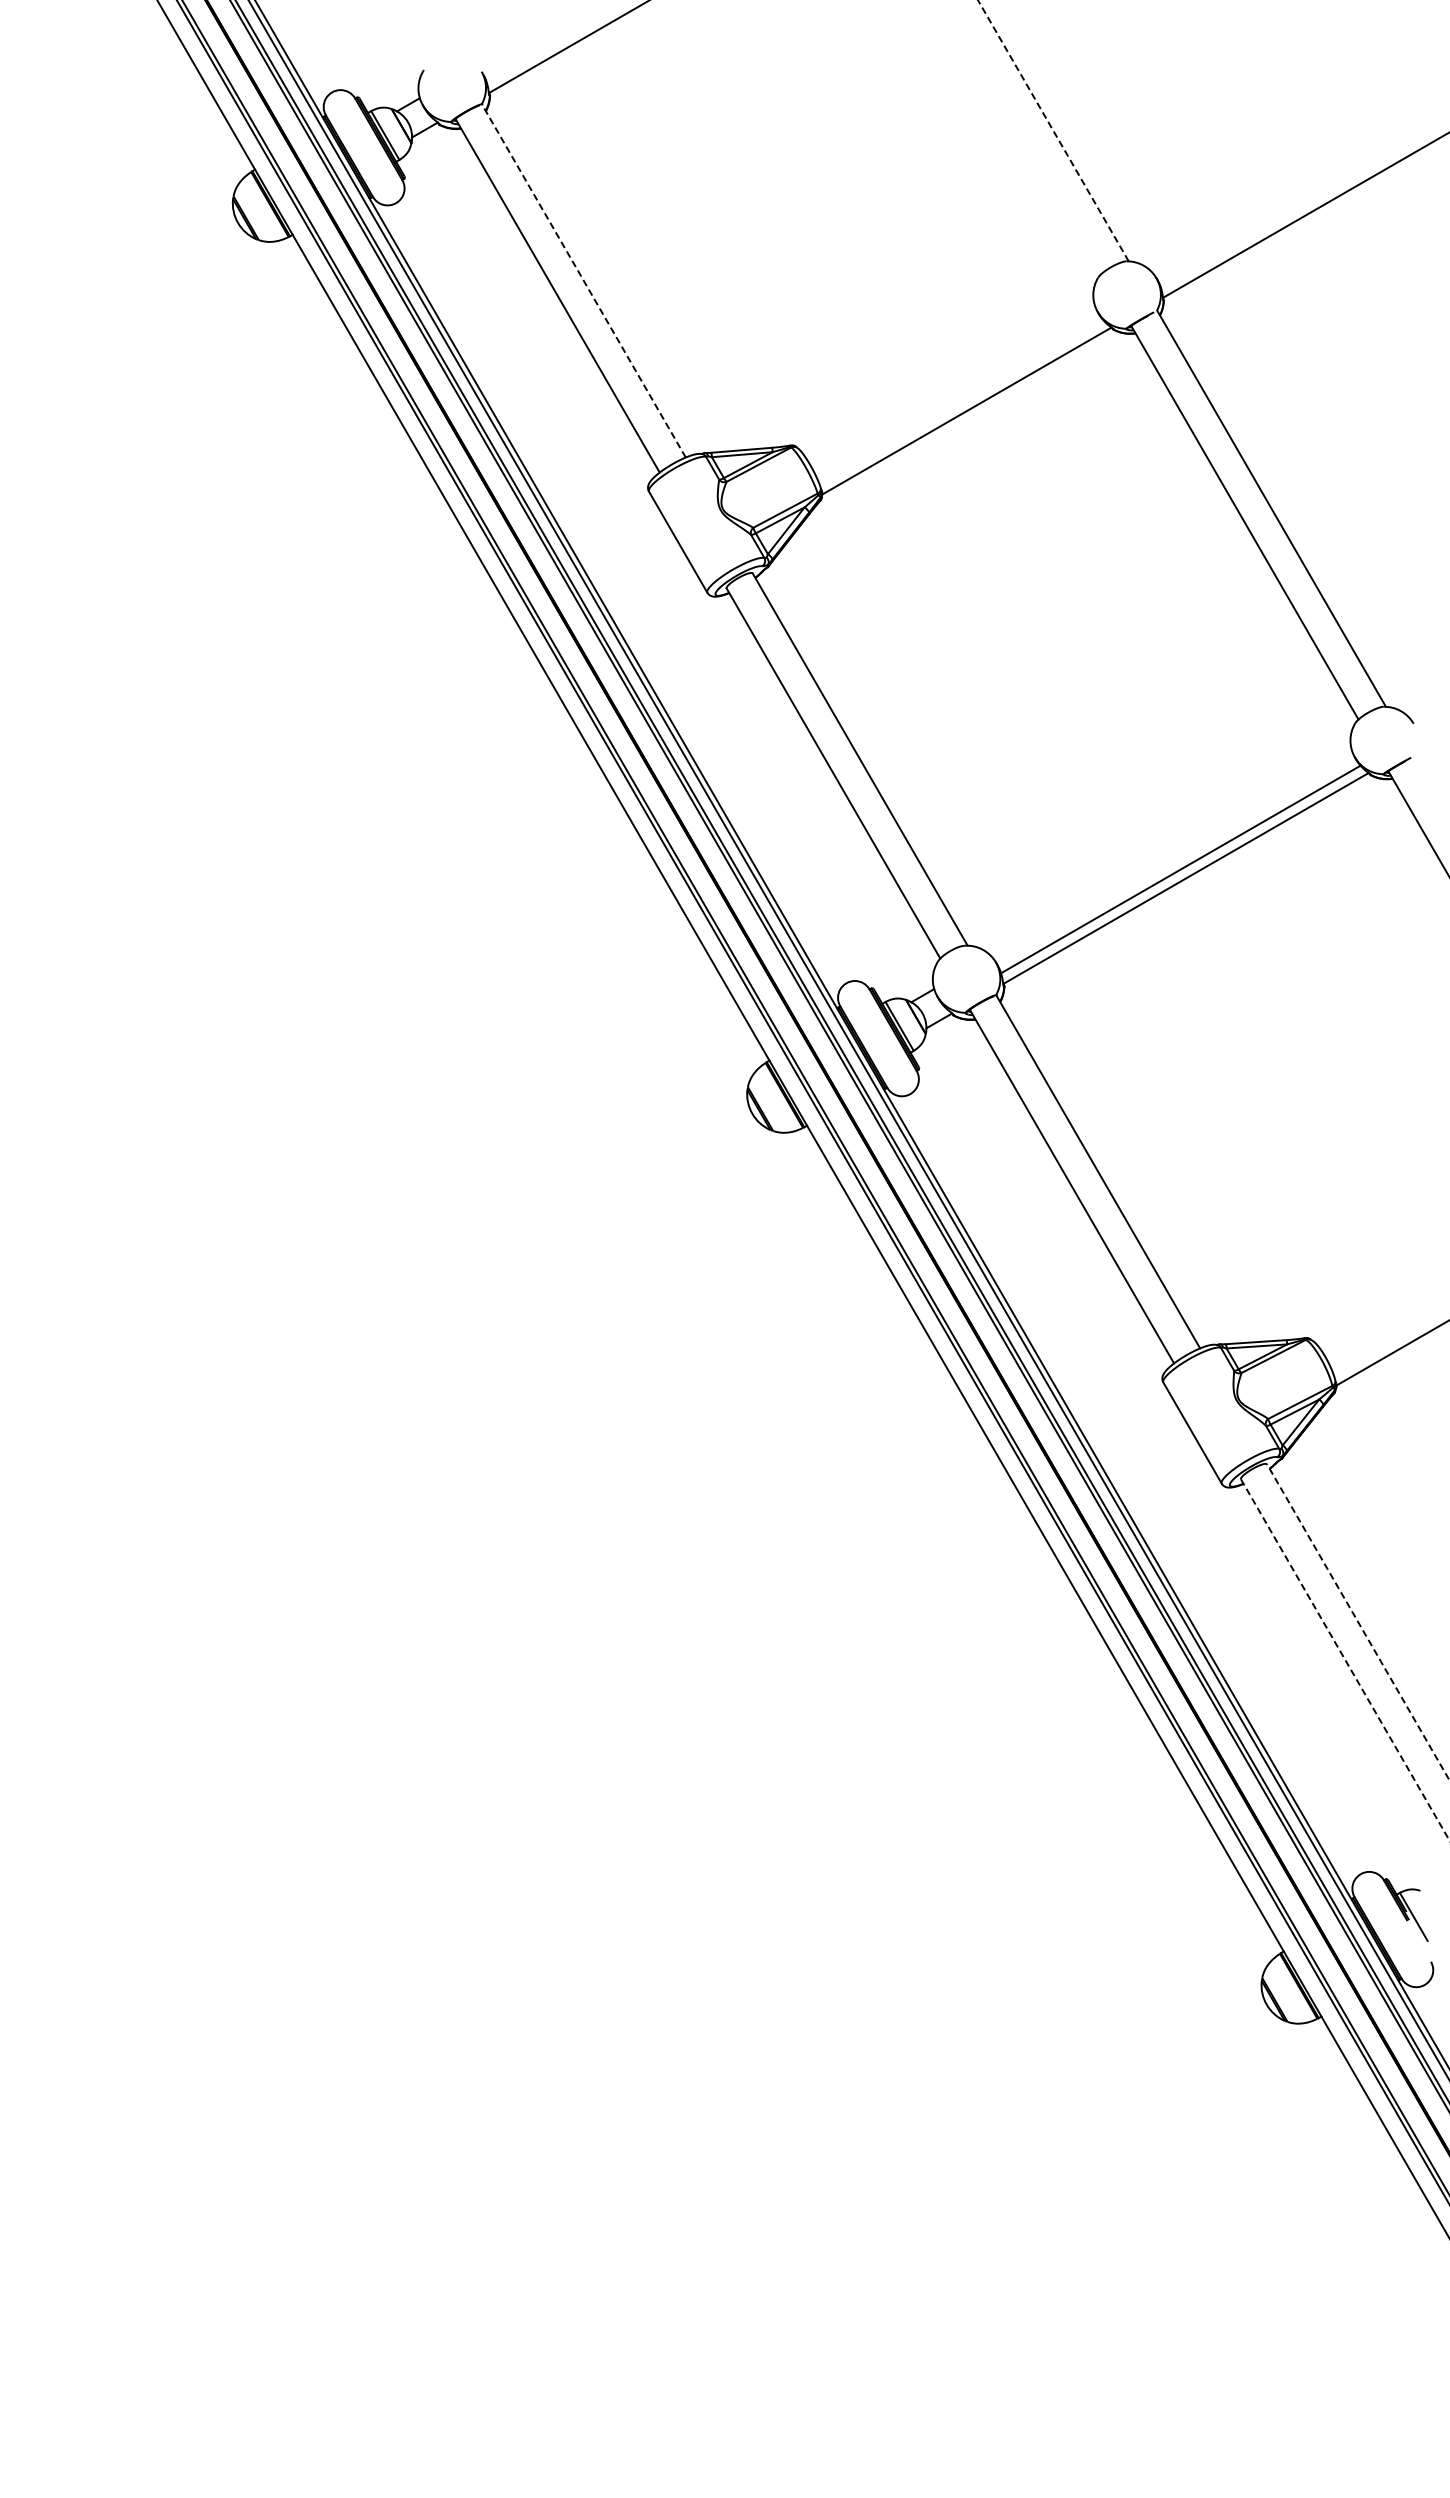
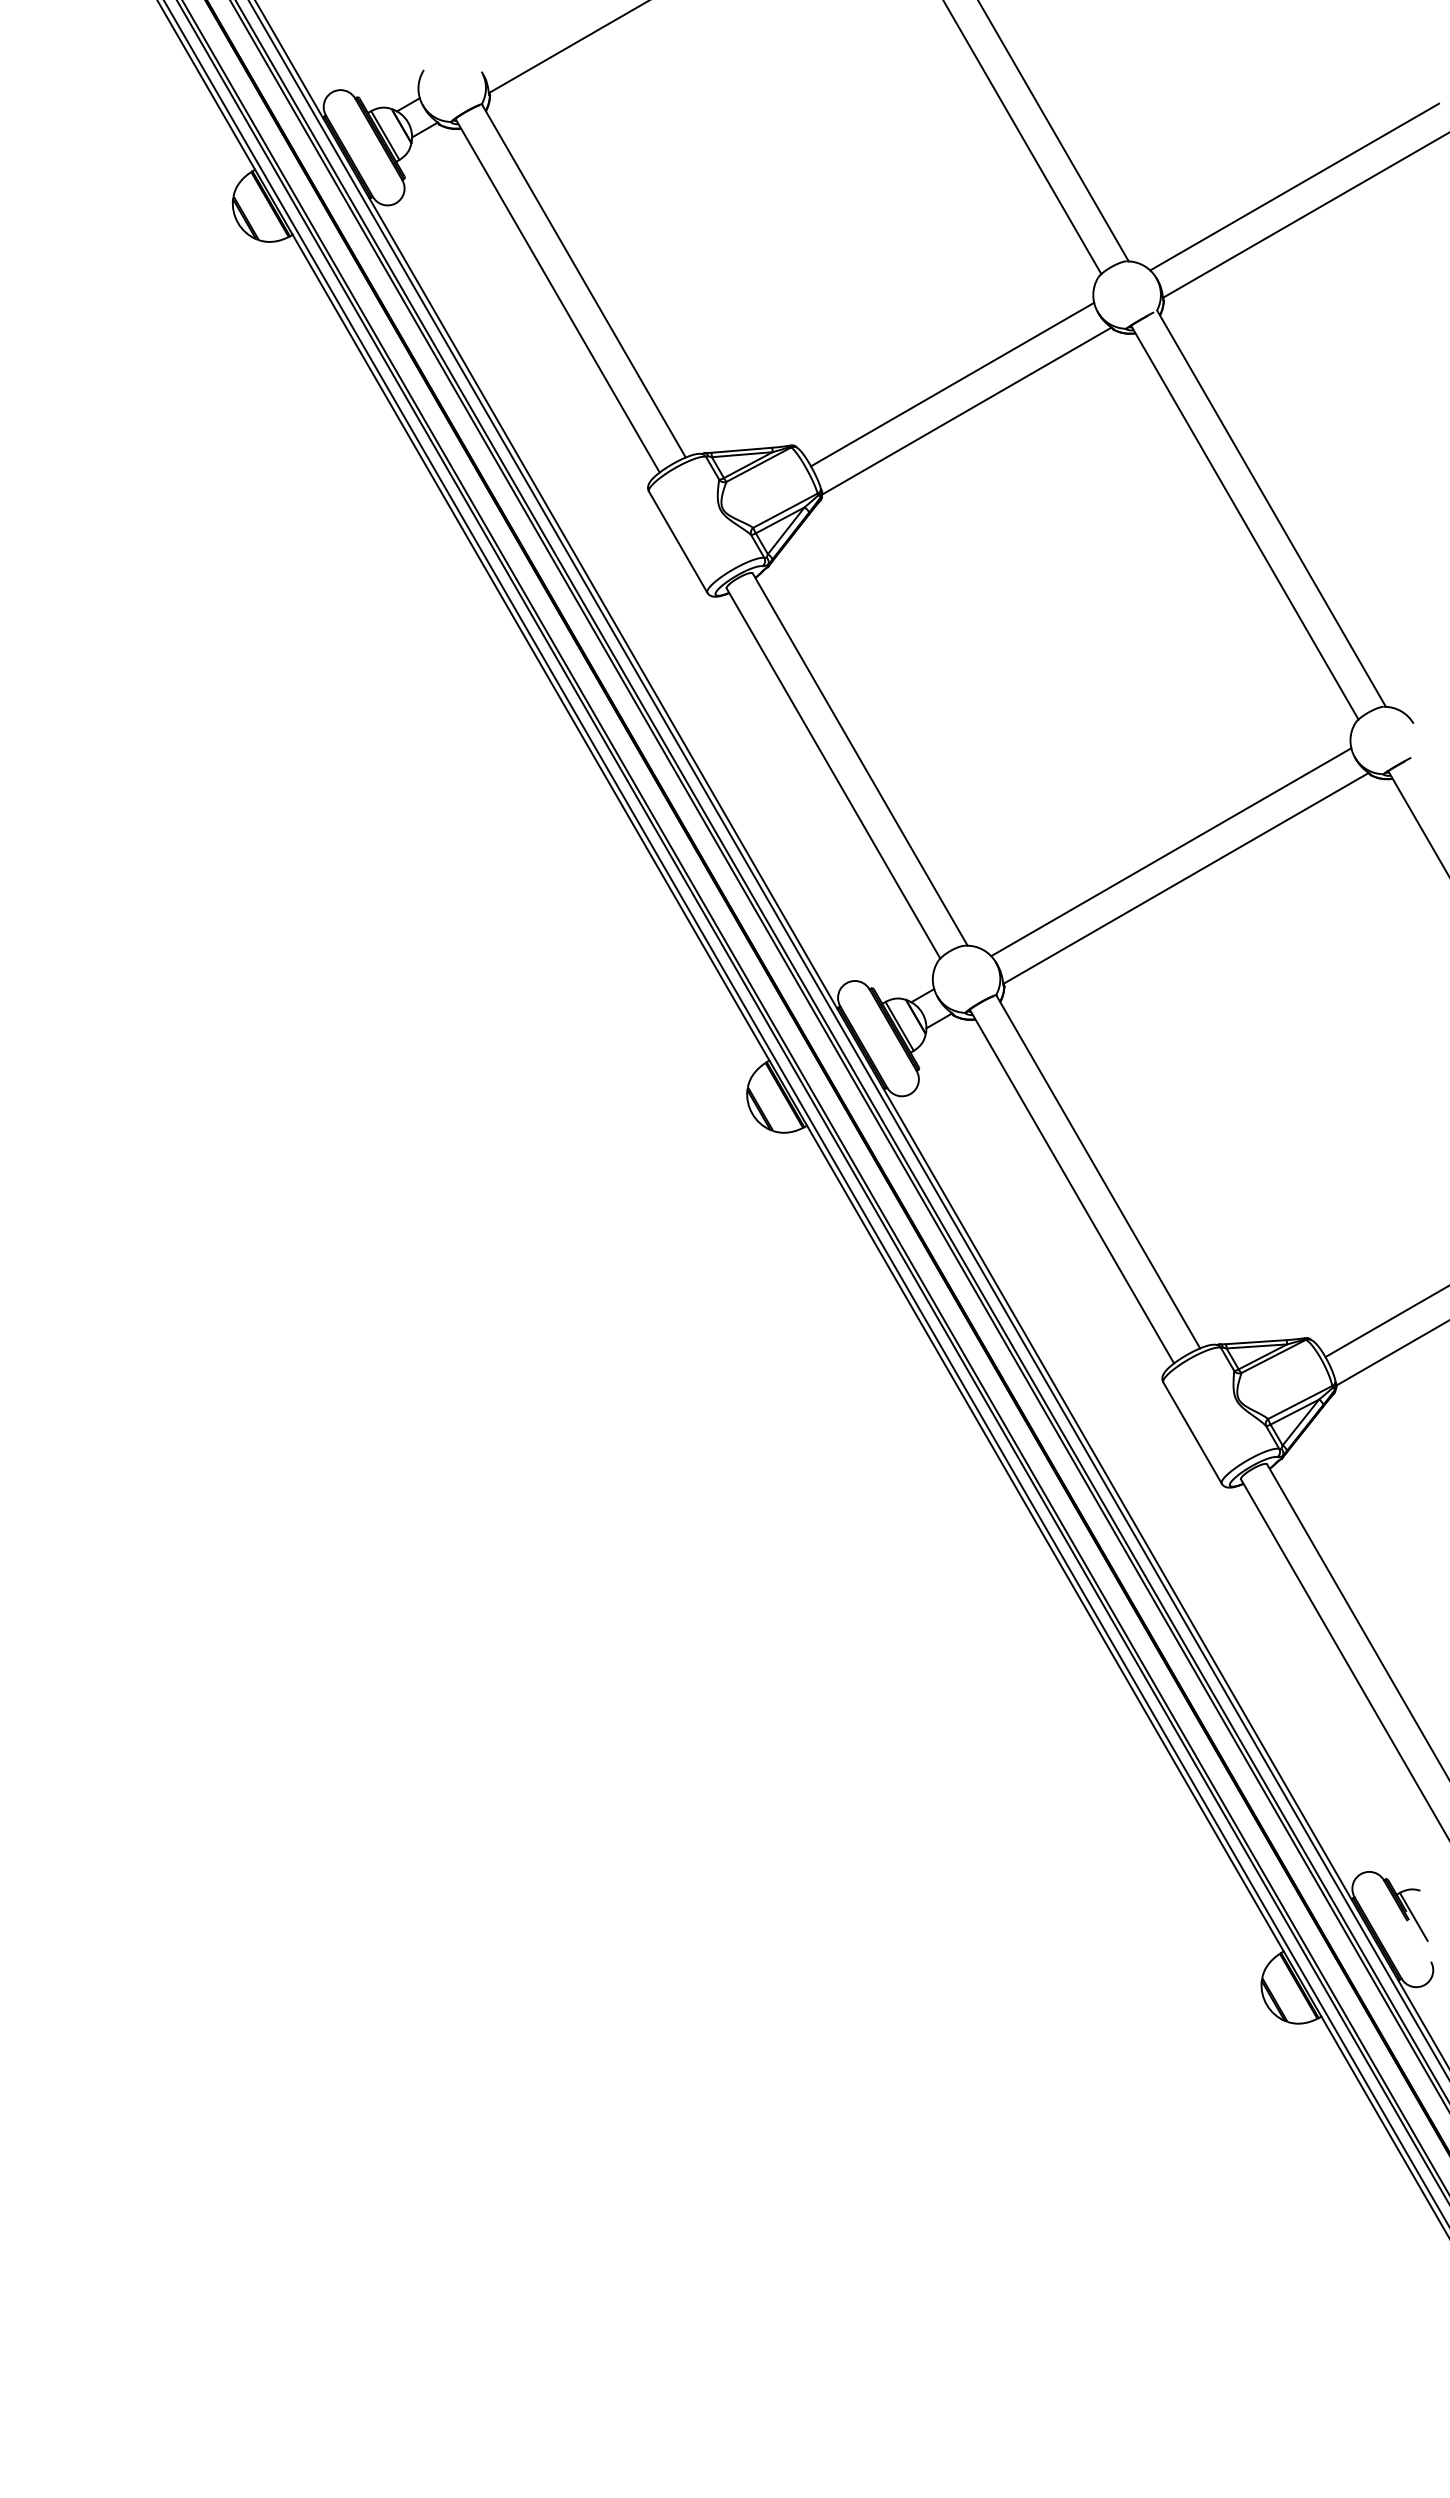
line: dashed -> solid (1053, 130)
line: none -> present (1022, 138)
line: none -> present (1294, 186)
line: dashed -> solid (584, 281)
line: none -> present (952, 384)
line position: (1181, 869) -> (1171, 852) (1171, 852)
line: none -> present (805, 1112)
line: none -> present (1385, 1322)
line: dashed -> solid (1358, 1622)
line: dashed -> solid (1345, 1660)
